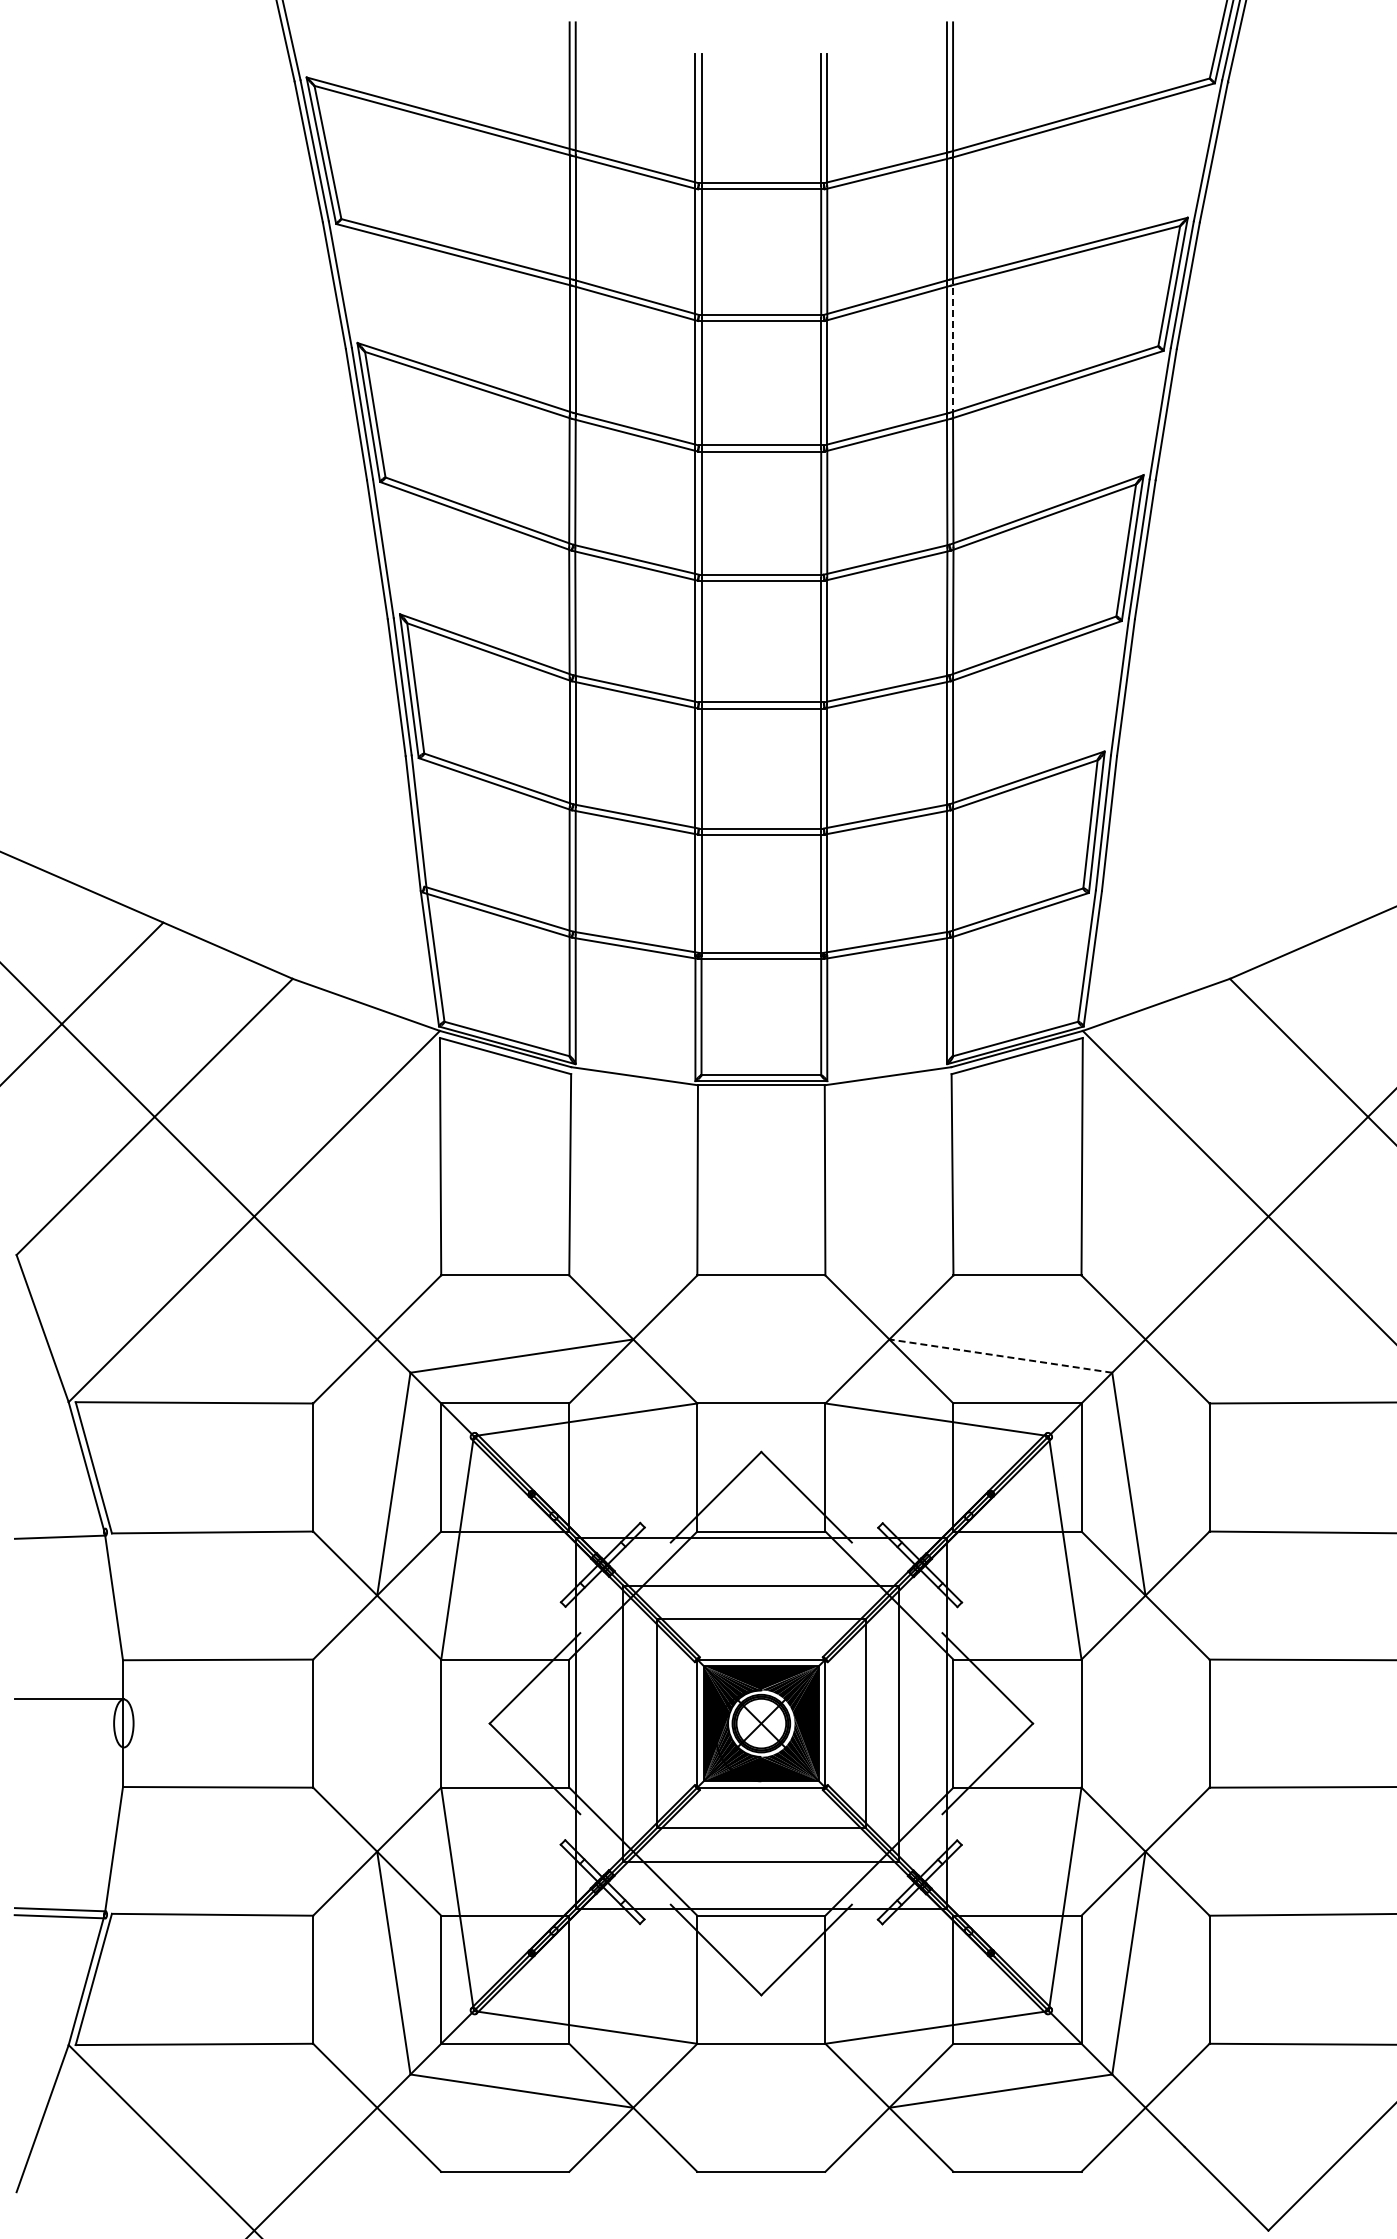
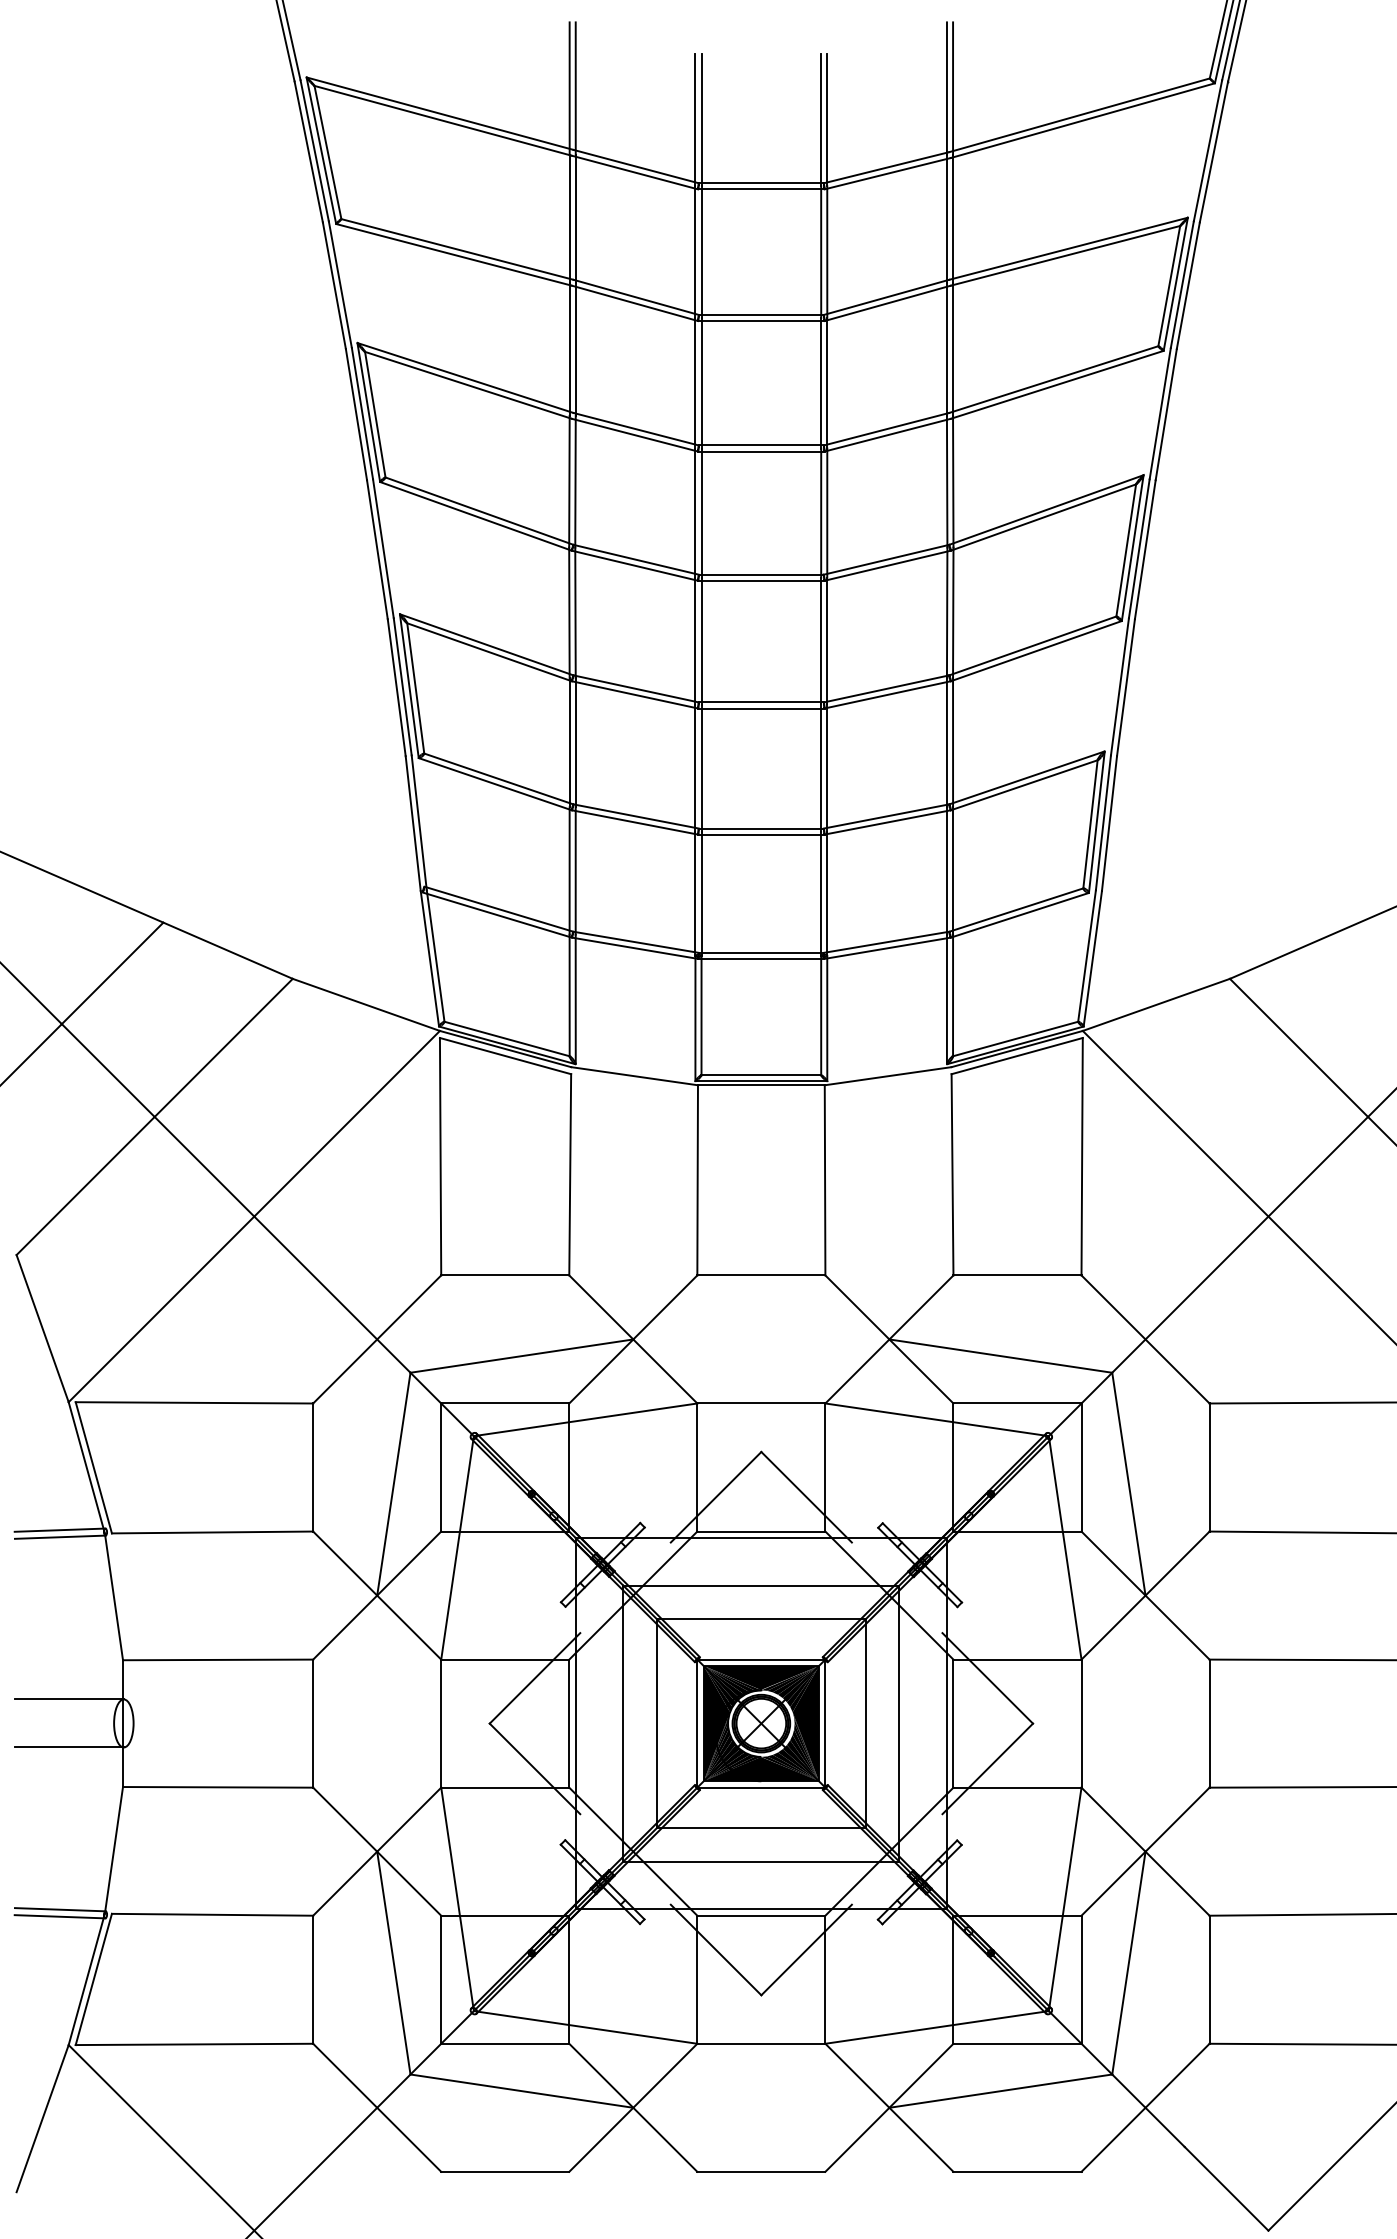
line: dashed -> solid (953, 349)
line: dashed -> solid (1000, 1356)
line: none -> present (59, 1529)
line: none -> present (68, 1747)
